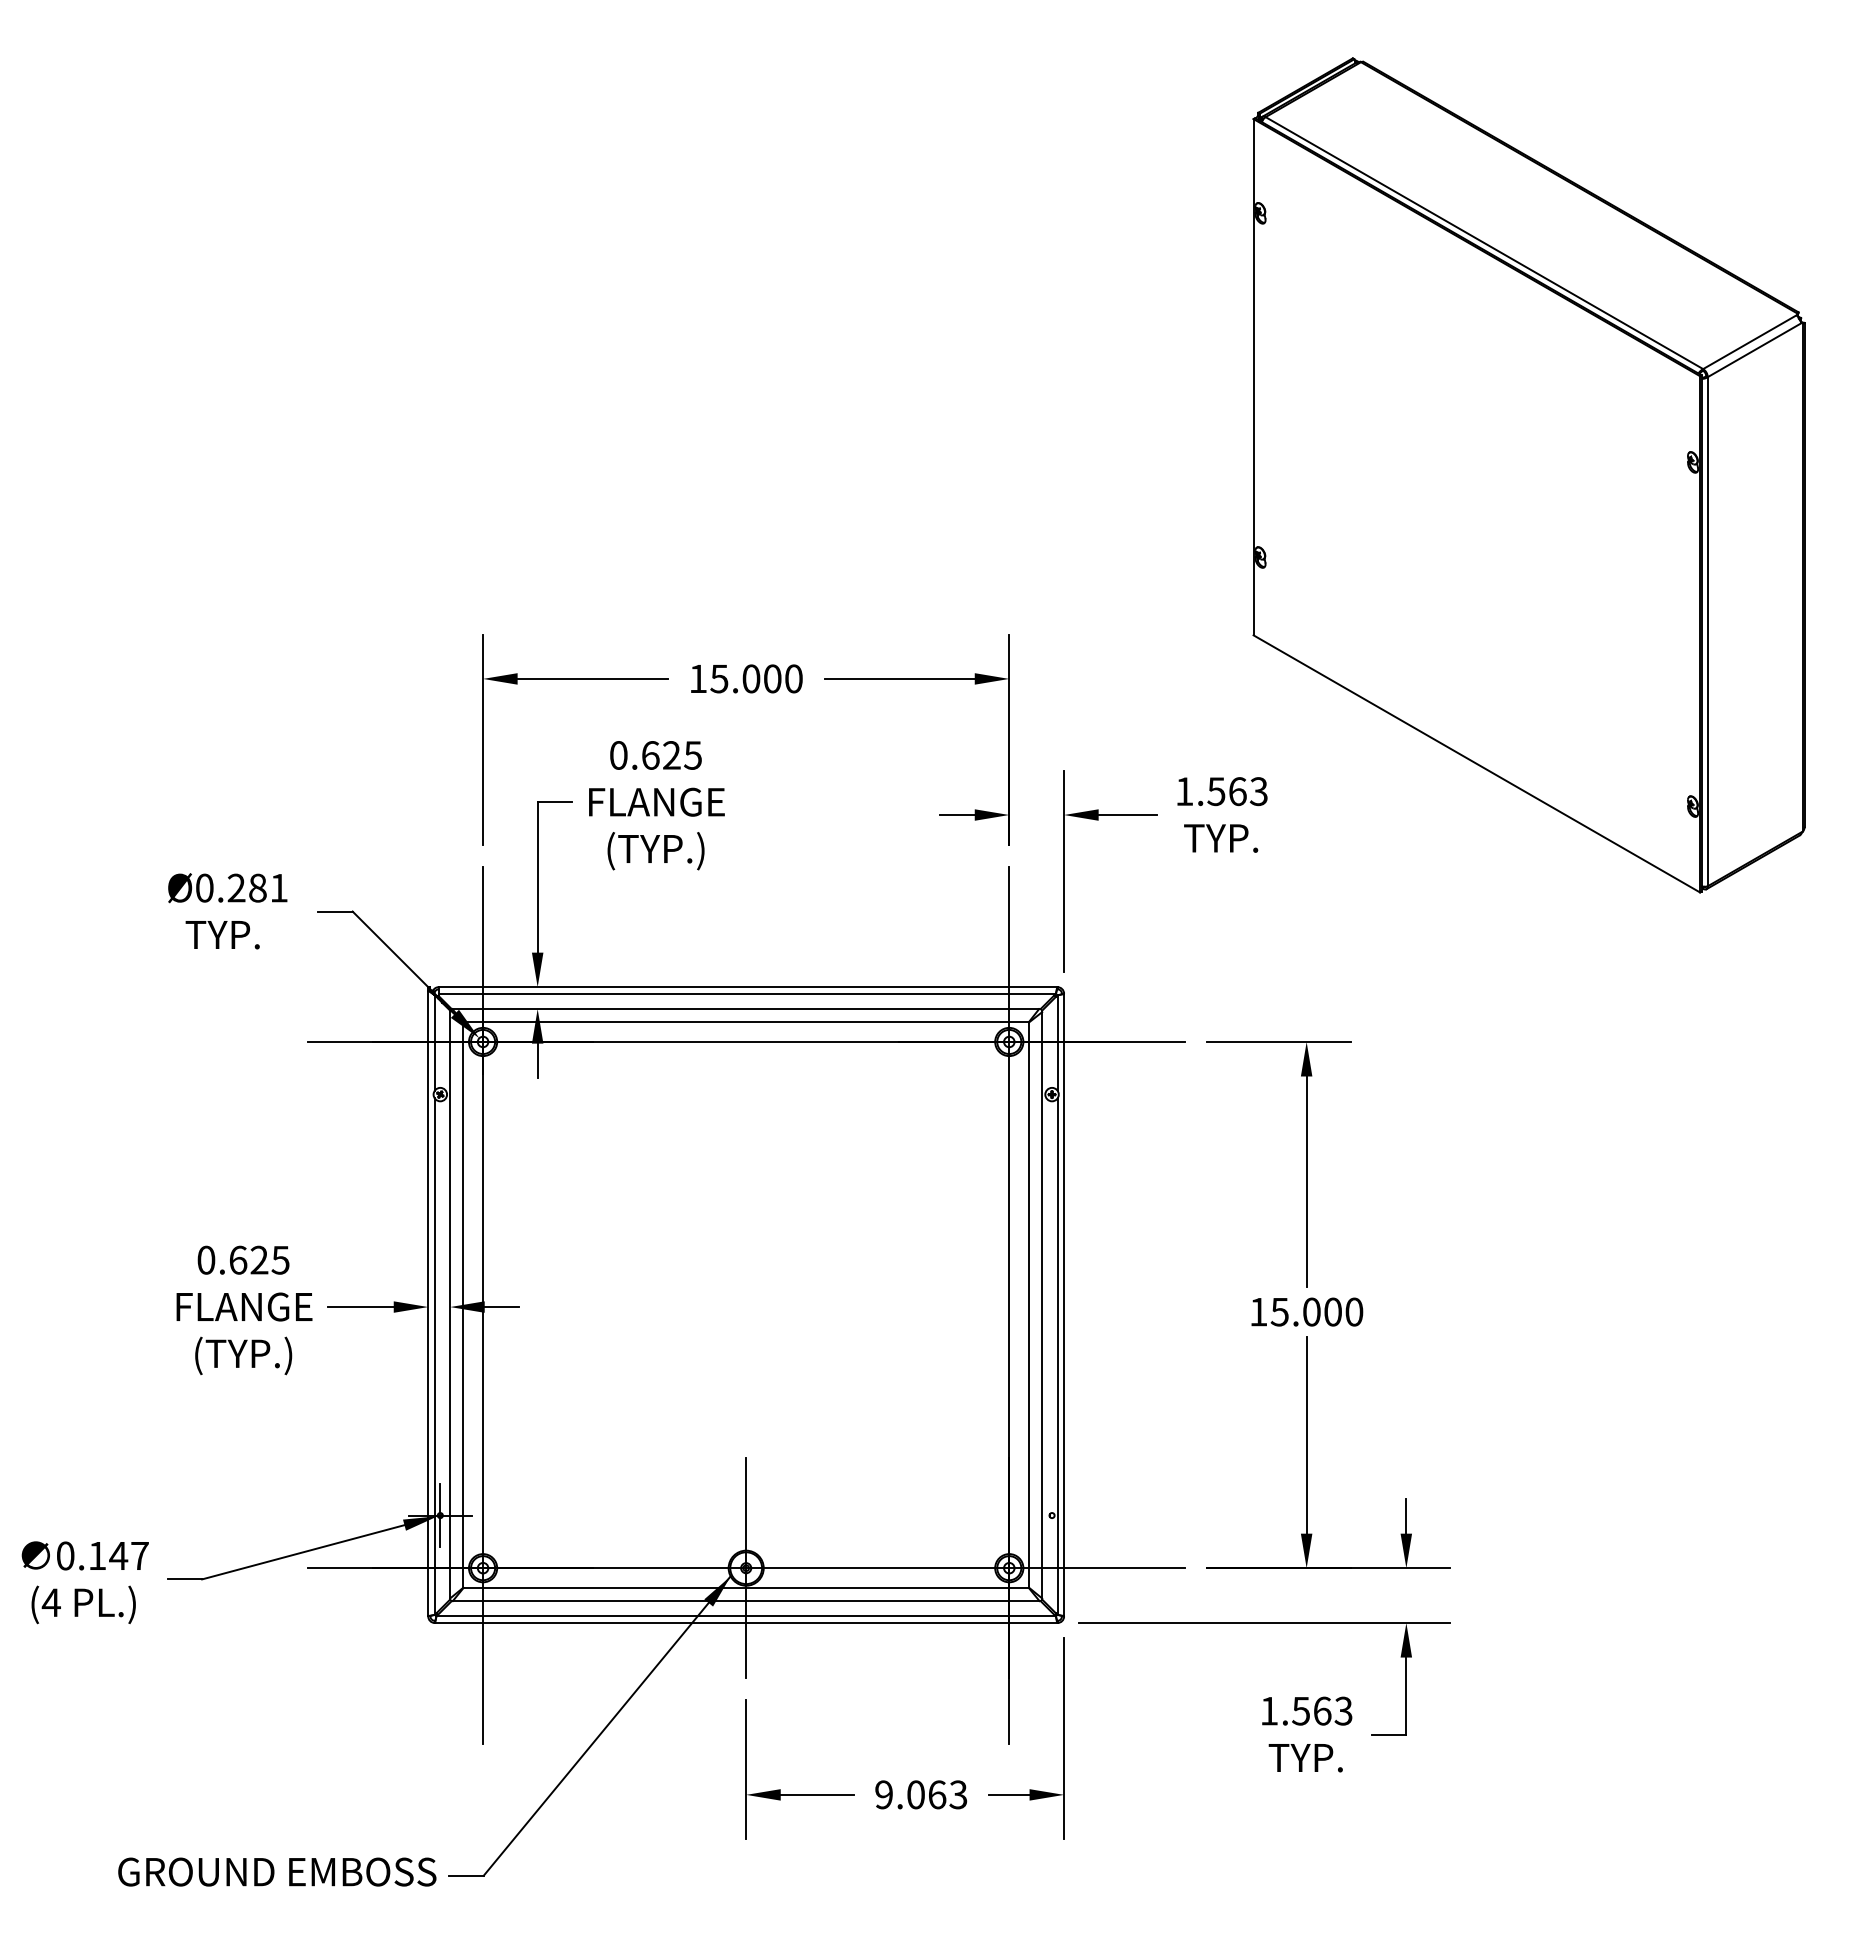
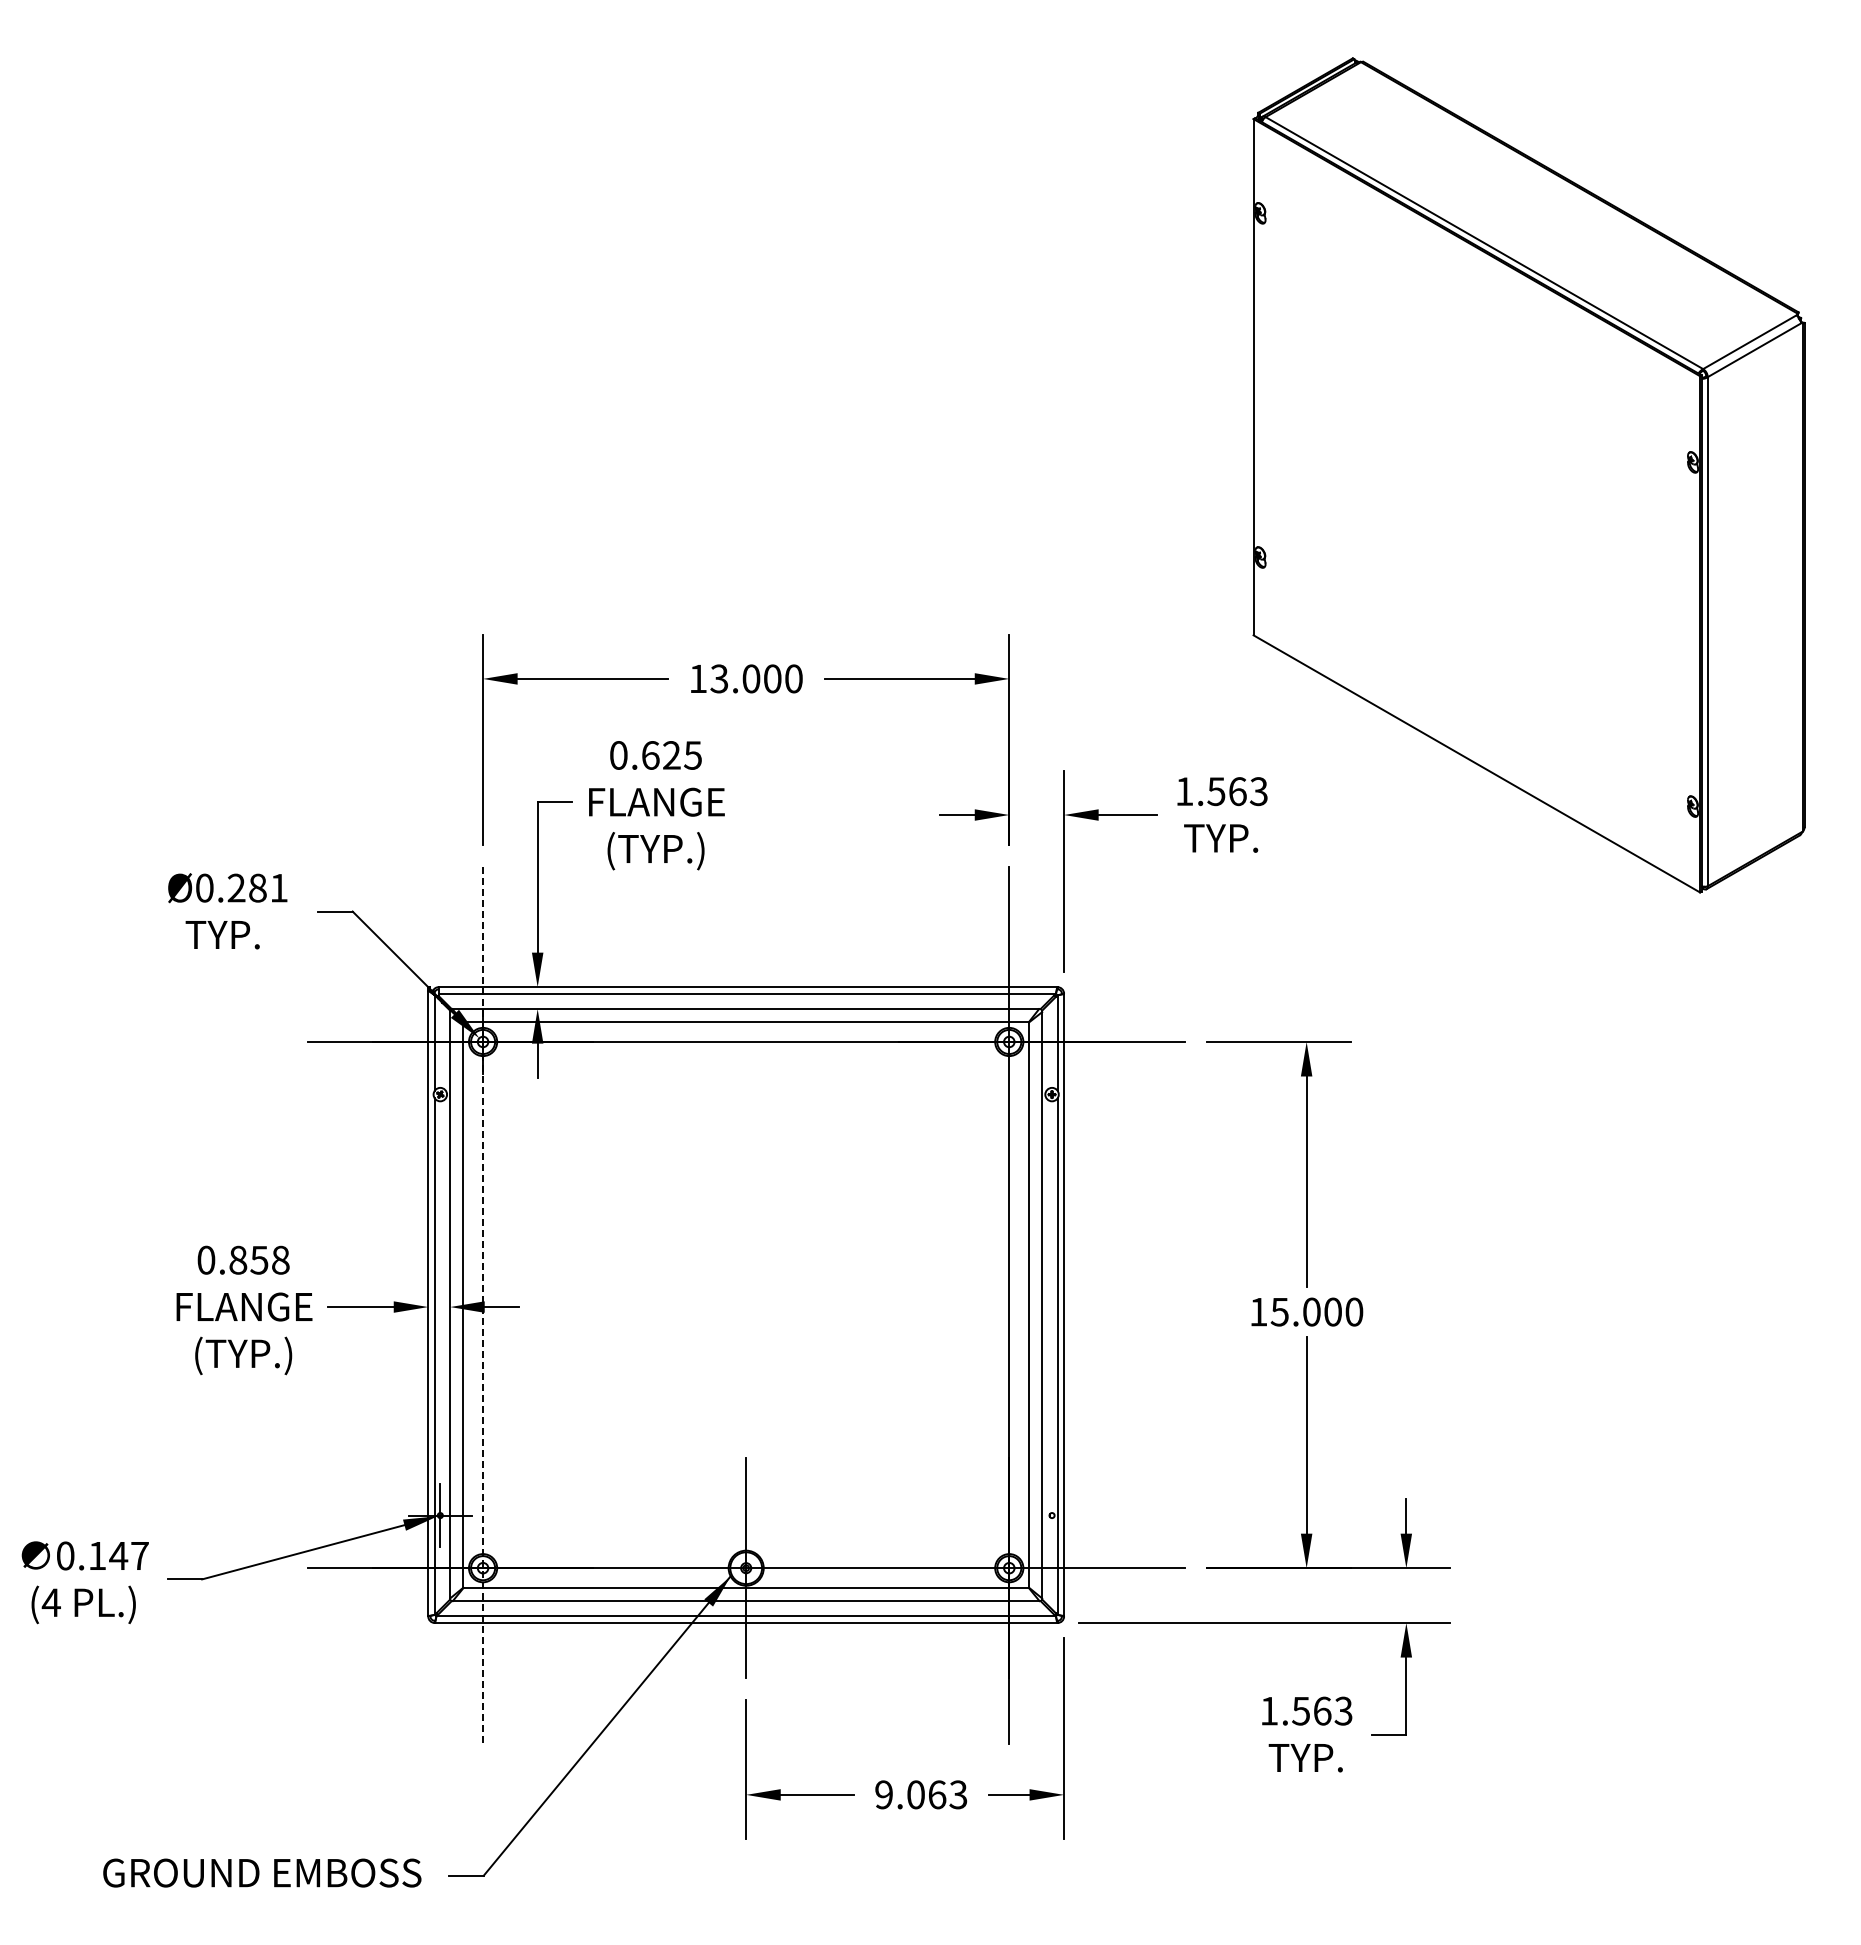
text: 15.000 -> 13.000 (719, 678)
text: 0.625 -> 0.858 (259, 1259)
line: solid -> dashed (483, 1305)
text position: (277, 1871) -> (262, 1872) (262, 1872)
